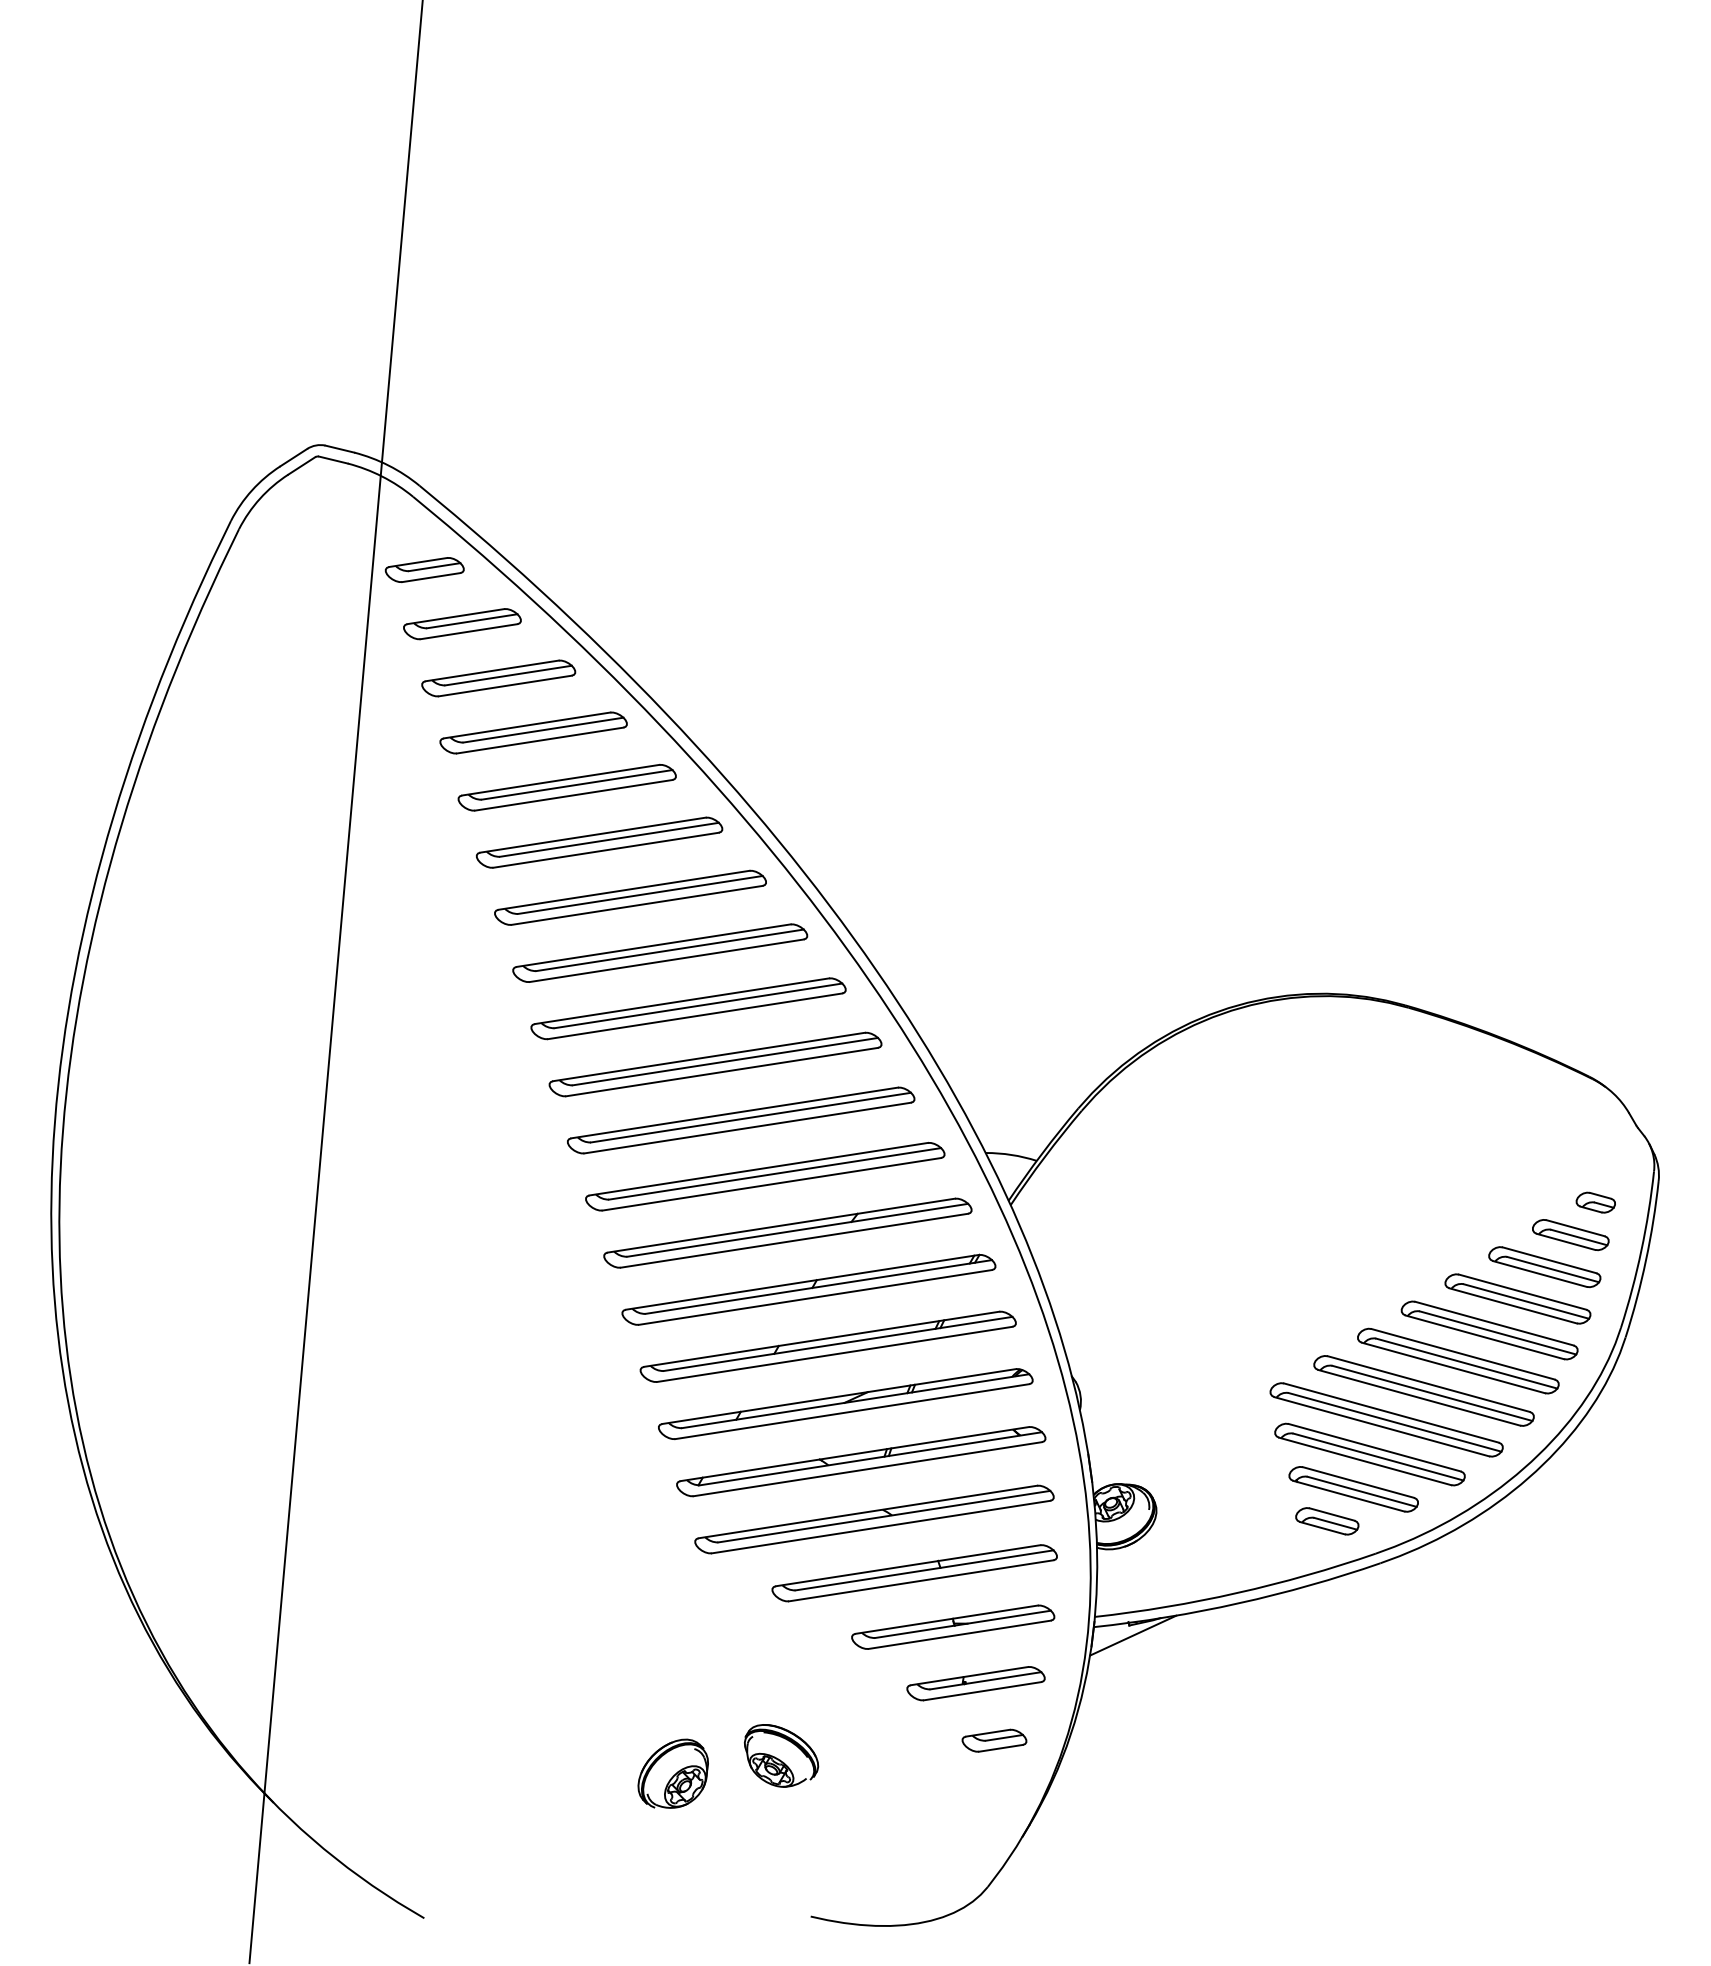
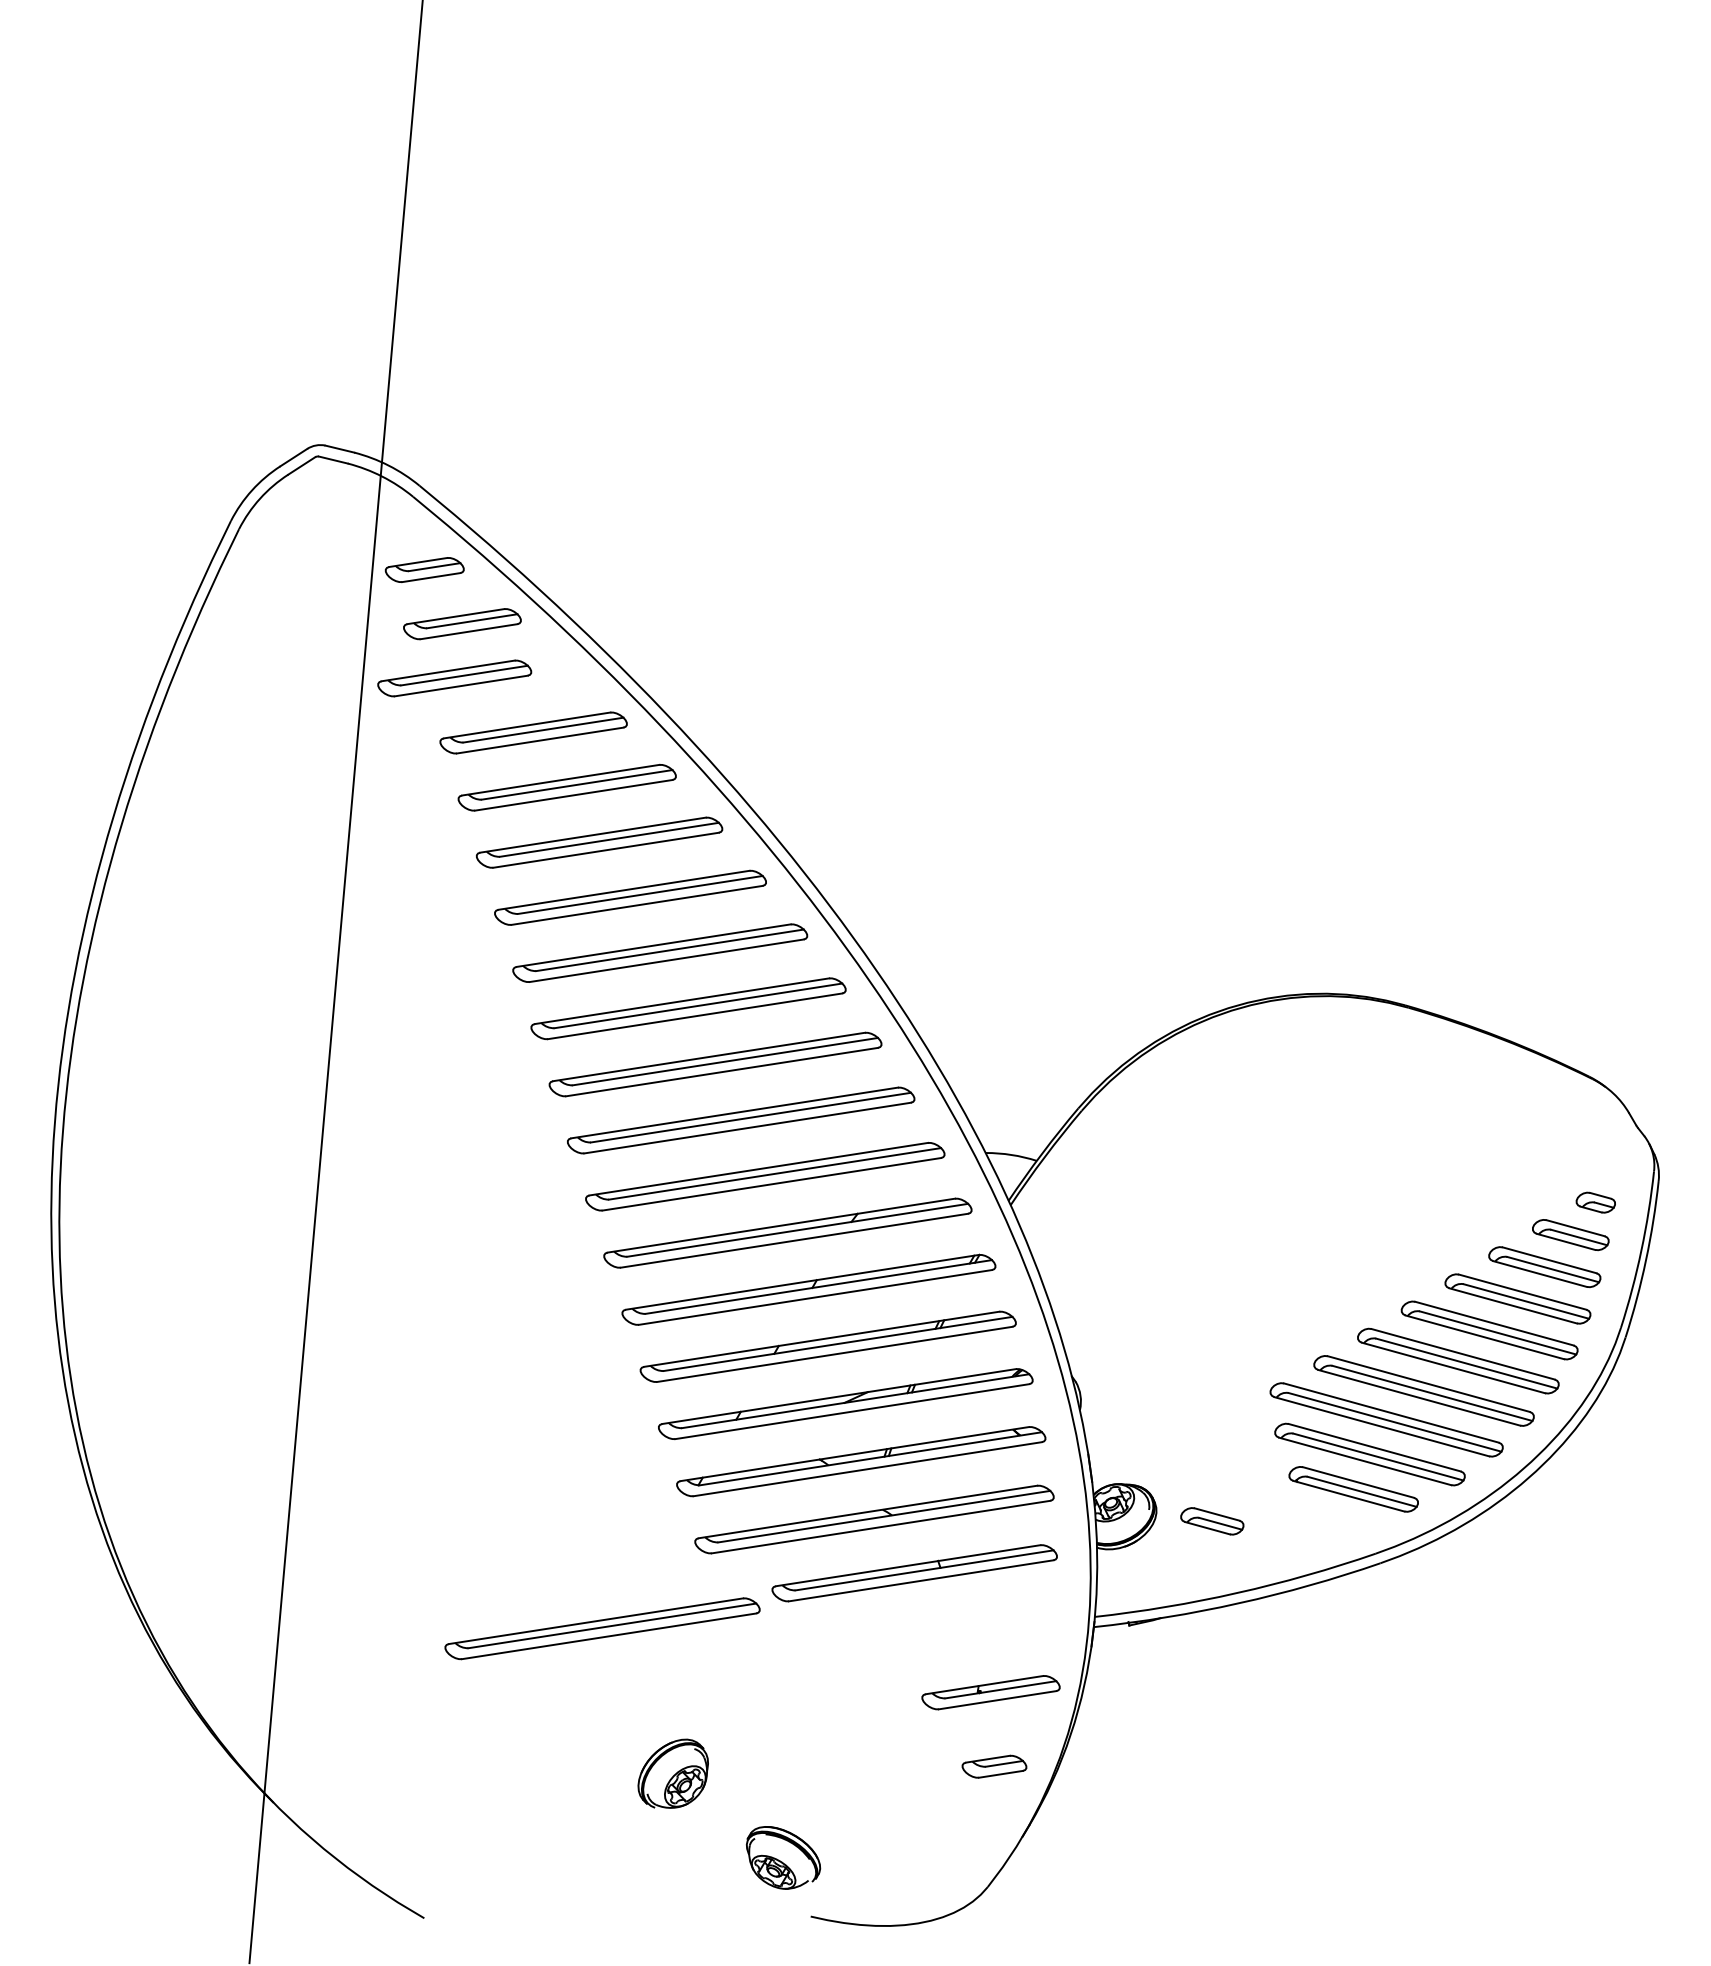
part position: (498, 678) -> (454, 678) (454, 678)
part position: (1327, 1521) -> (1212, 1521) (1212, 1521)
part: present -> none (953, 1626)
part: none -> present (602, 1628)
line: present -> none (1133, 1635)
part position: (975, 1683) -> (990, 1692) (990, 1692)
part position: (994, 1740) -> (994, 1766) (994, 1766)
part position: (781, 1755) -> (783, 1857) (783, 1857)
